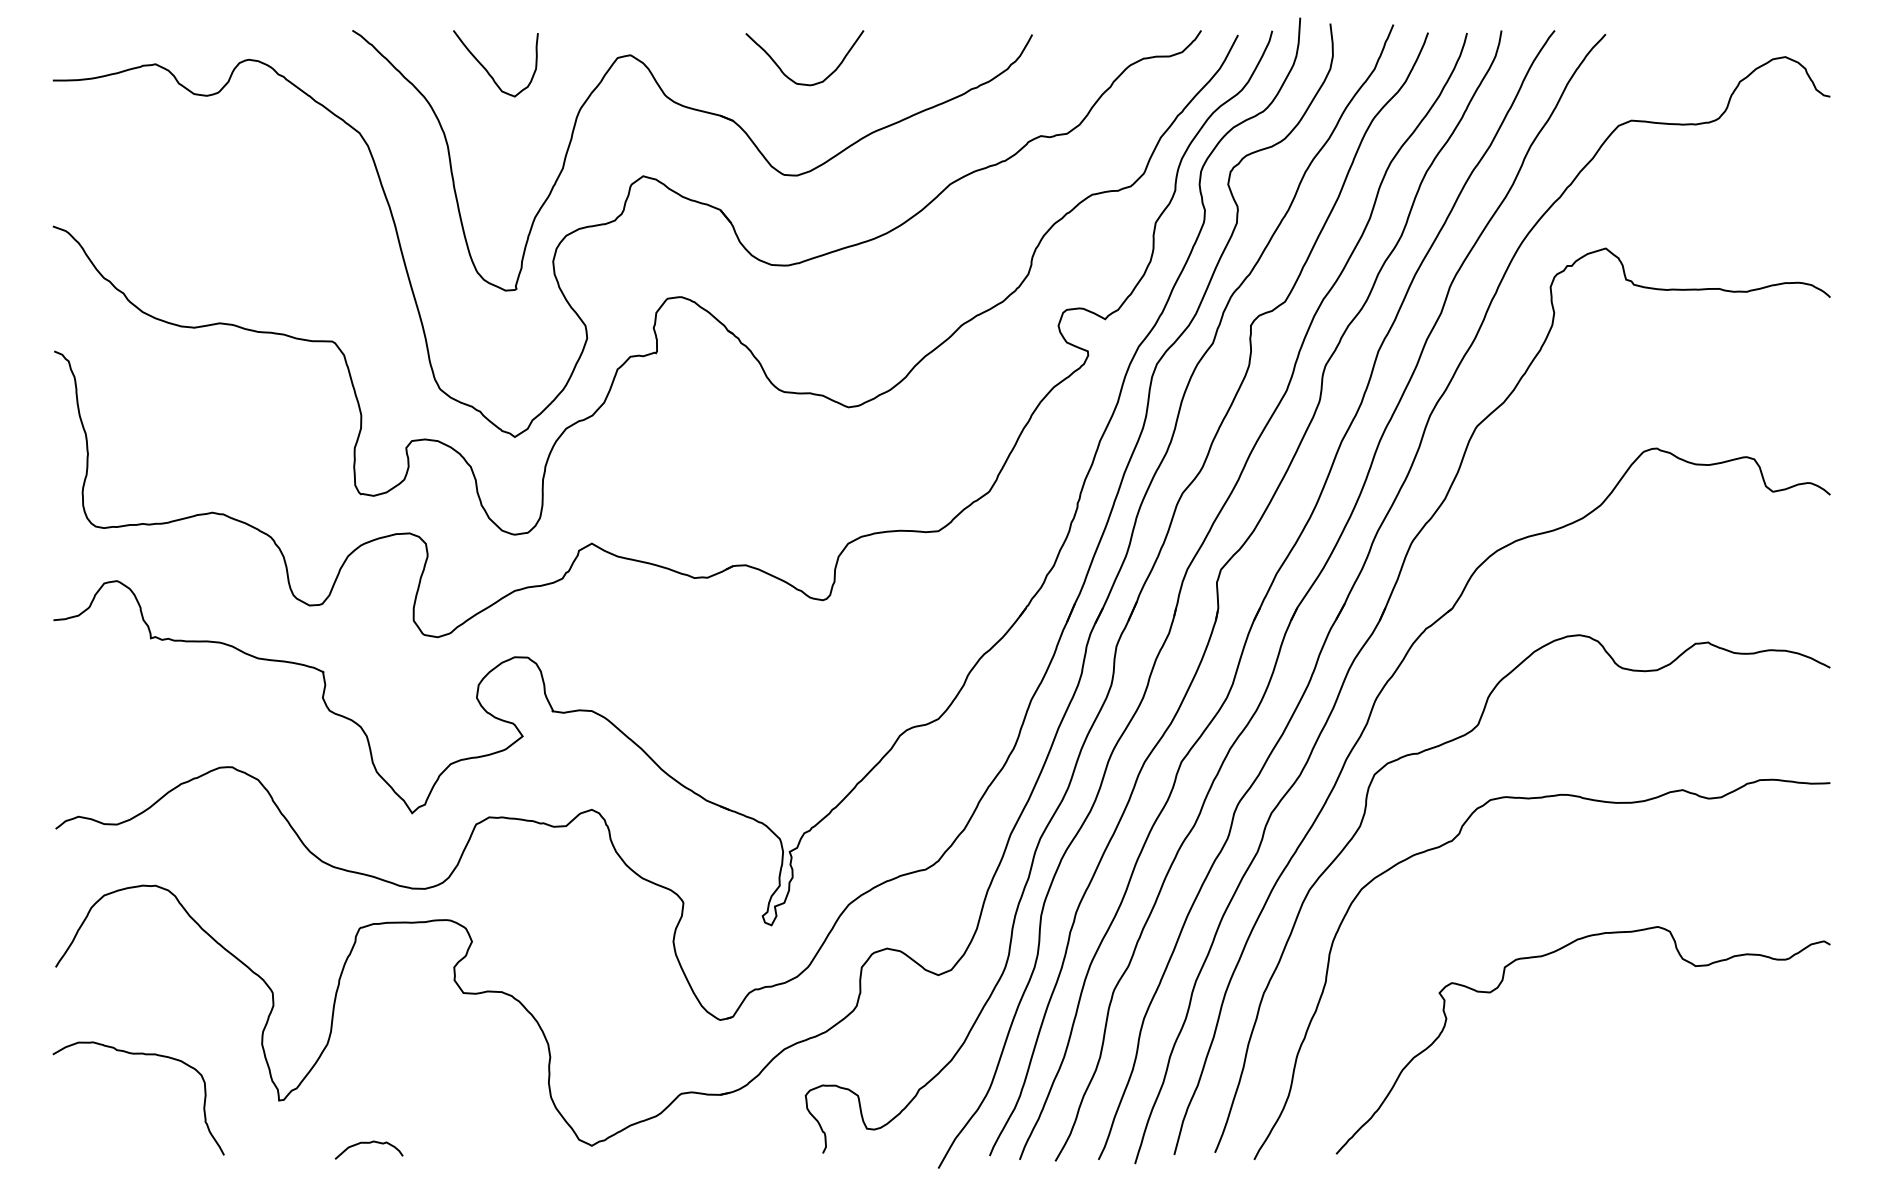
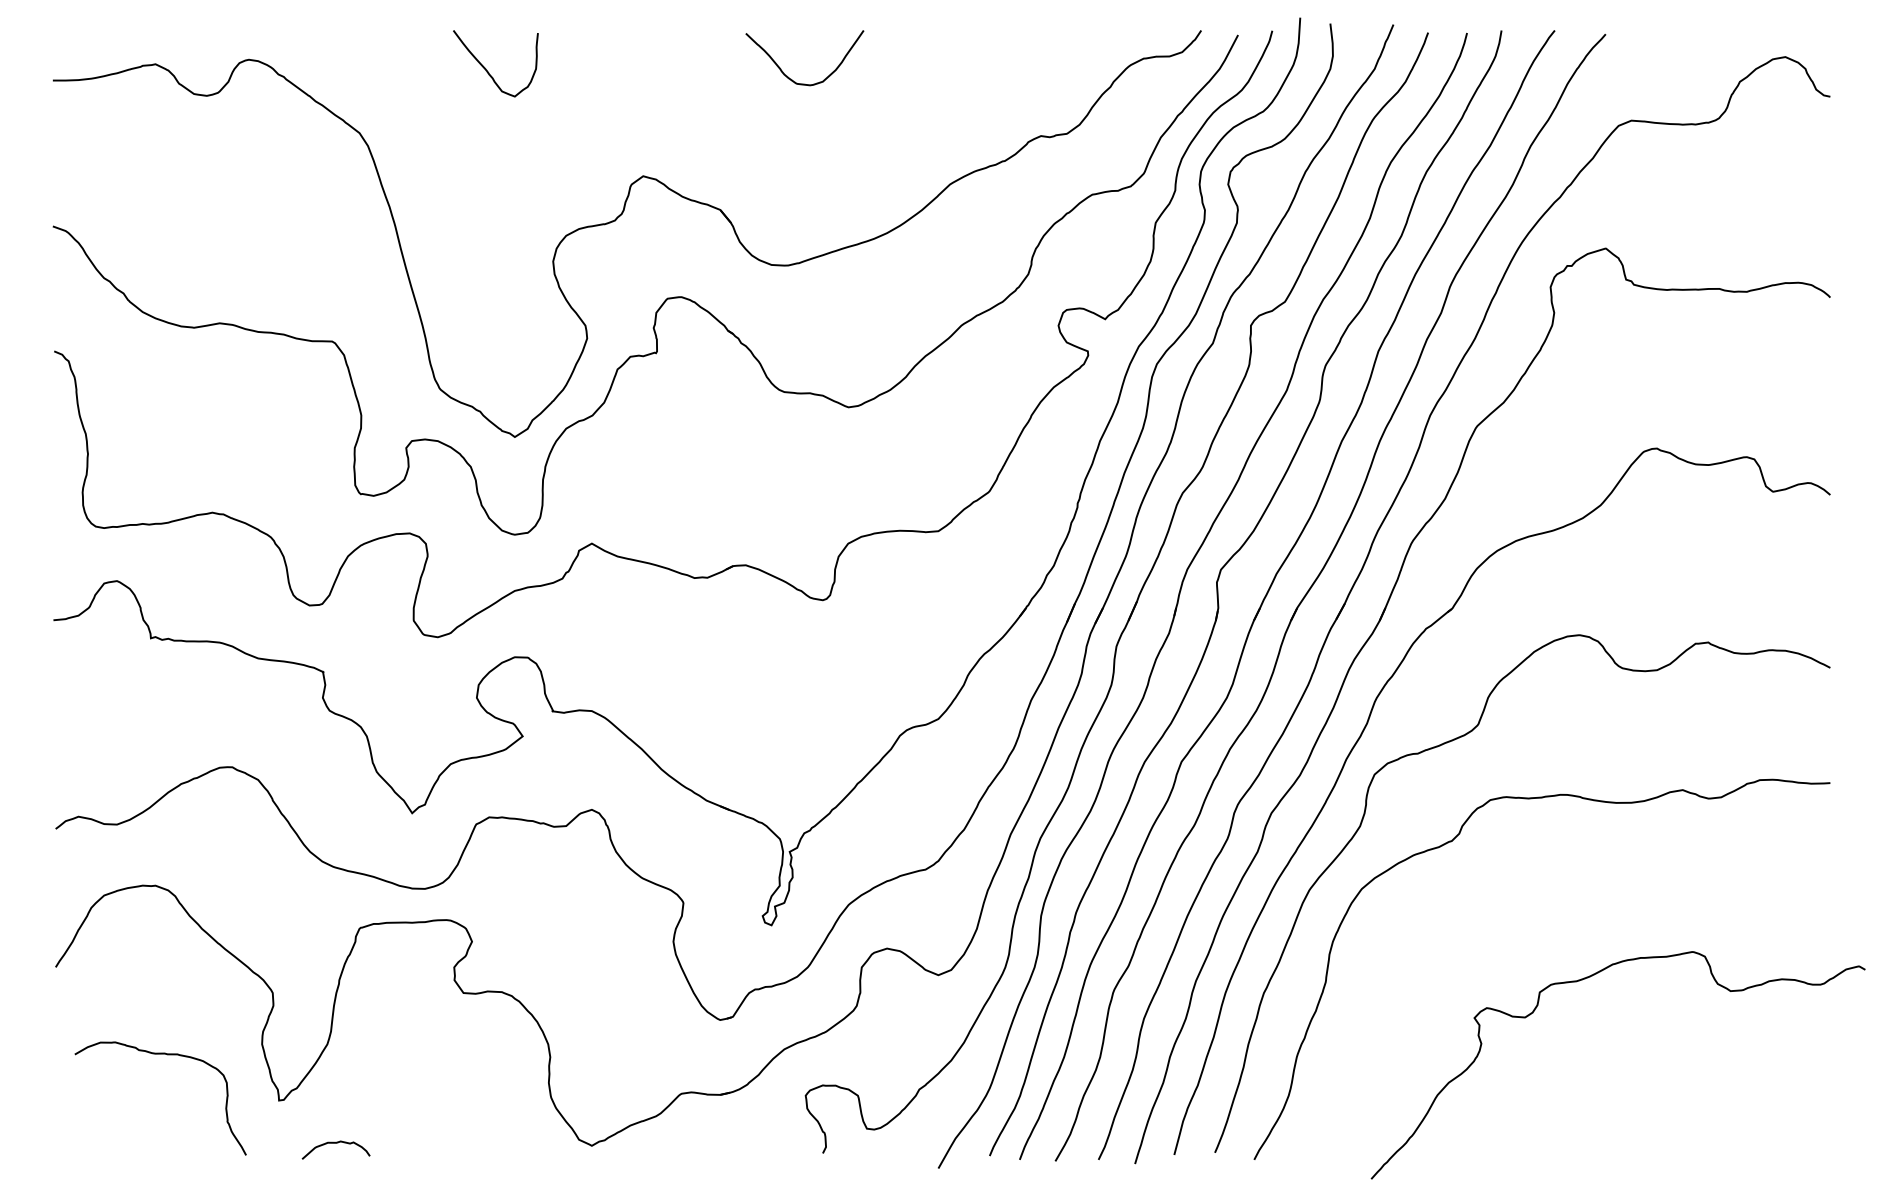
part: present -> none (702, 112)
curve position: (1550, 954) -> (1585, 979) (1585, 979)
curve position: (145, 1055) -> (167, 1055) (167, 1055)
curve position: (368, 1143) -> (335, 1143) (335, 1143)
